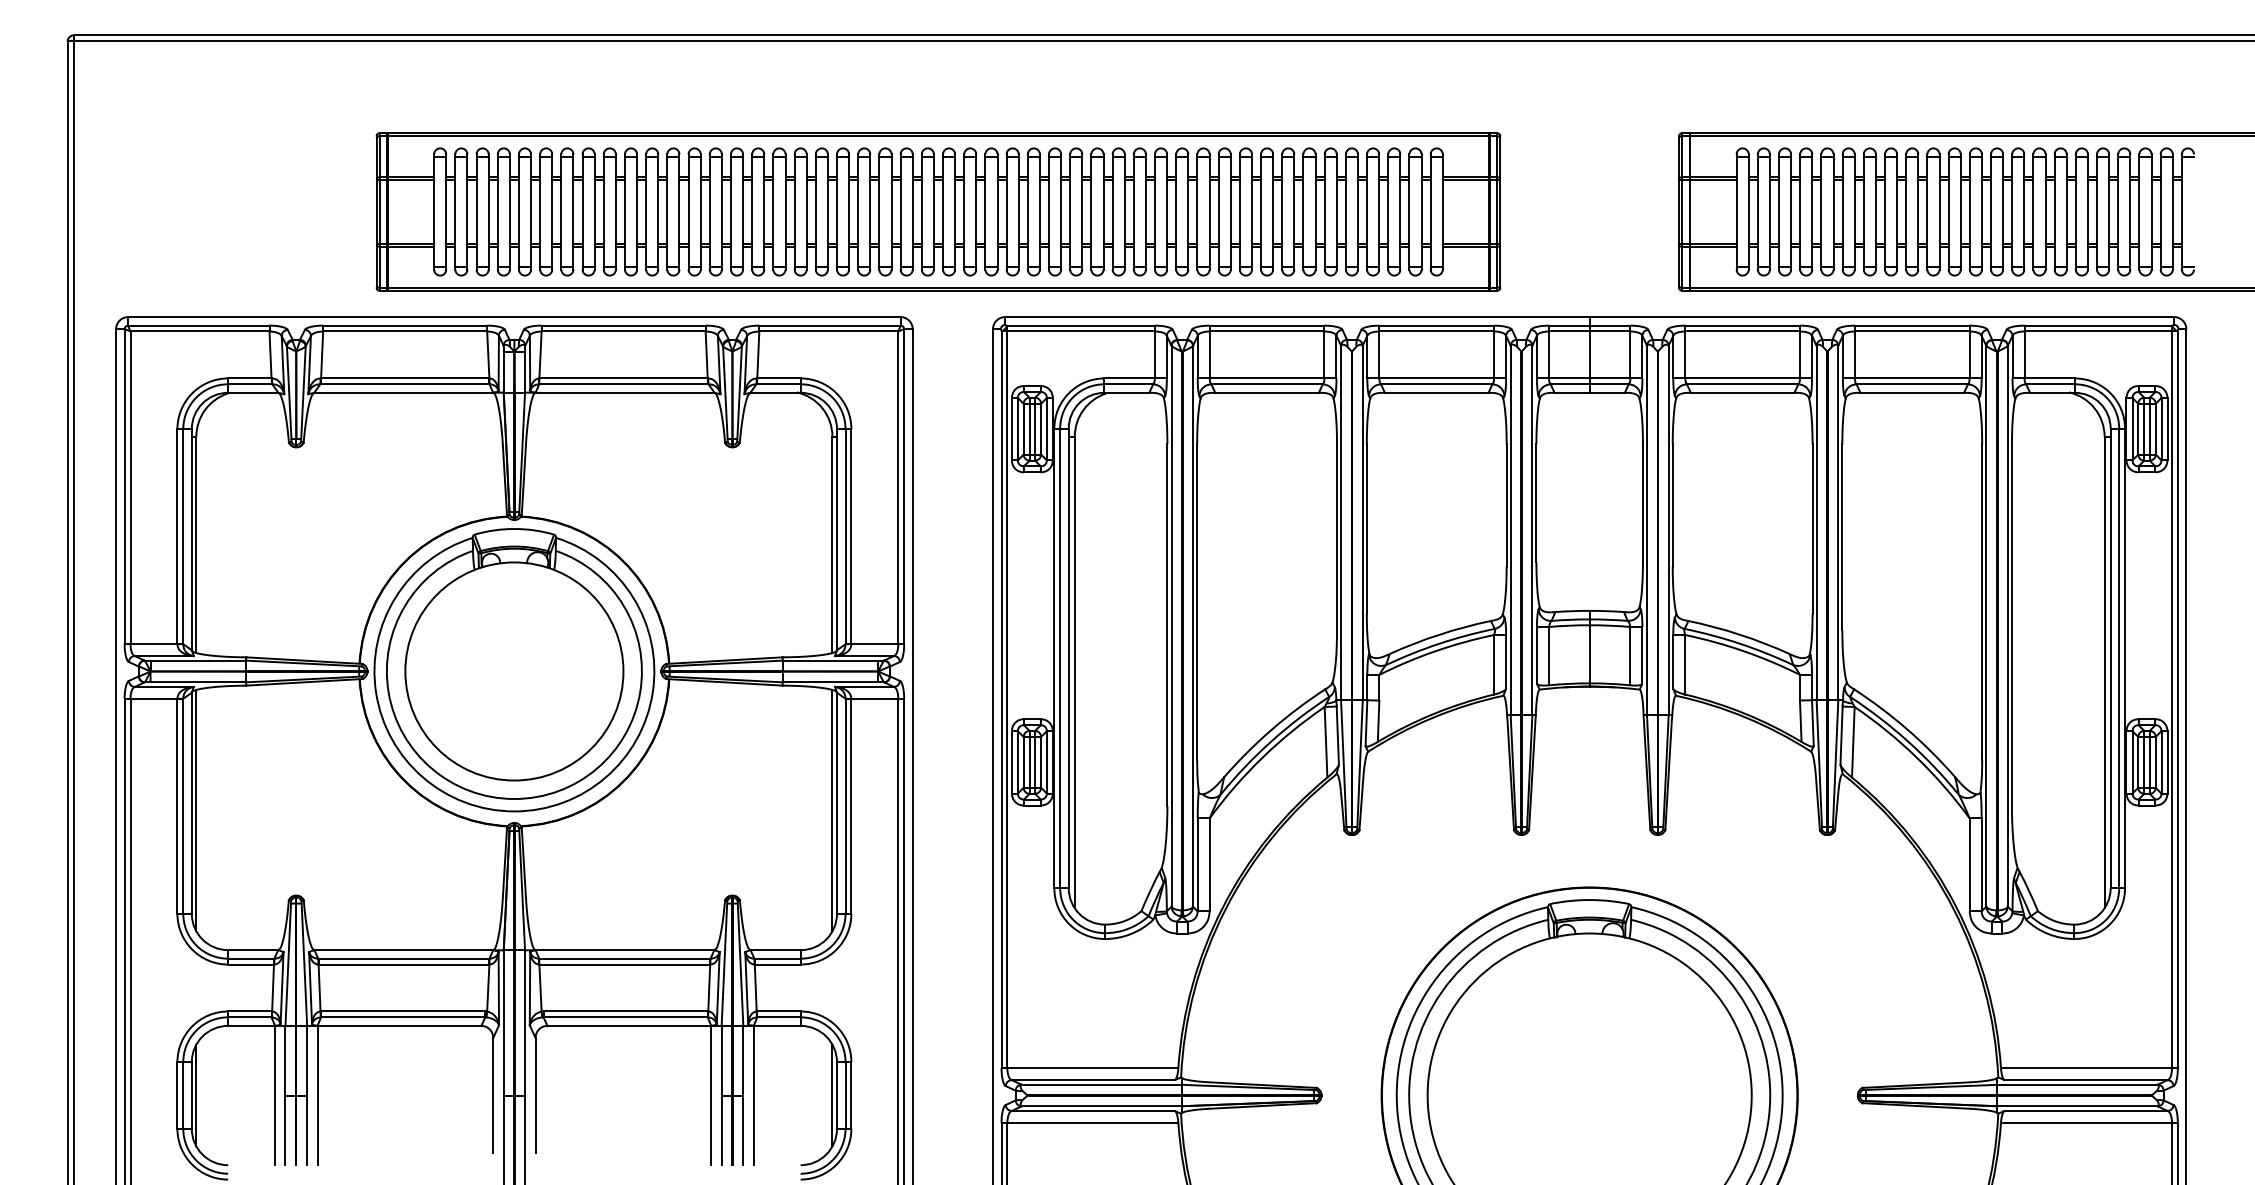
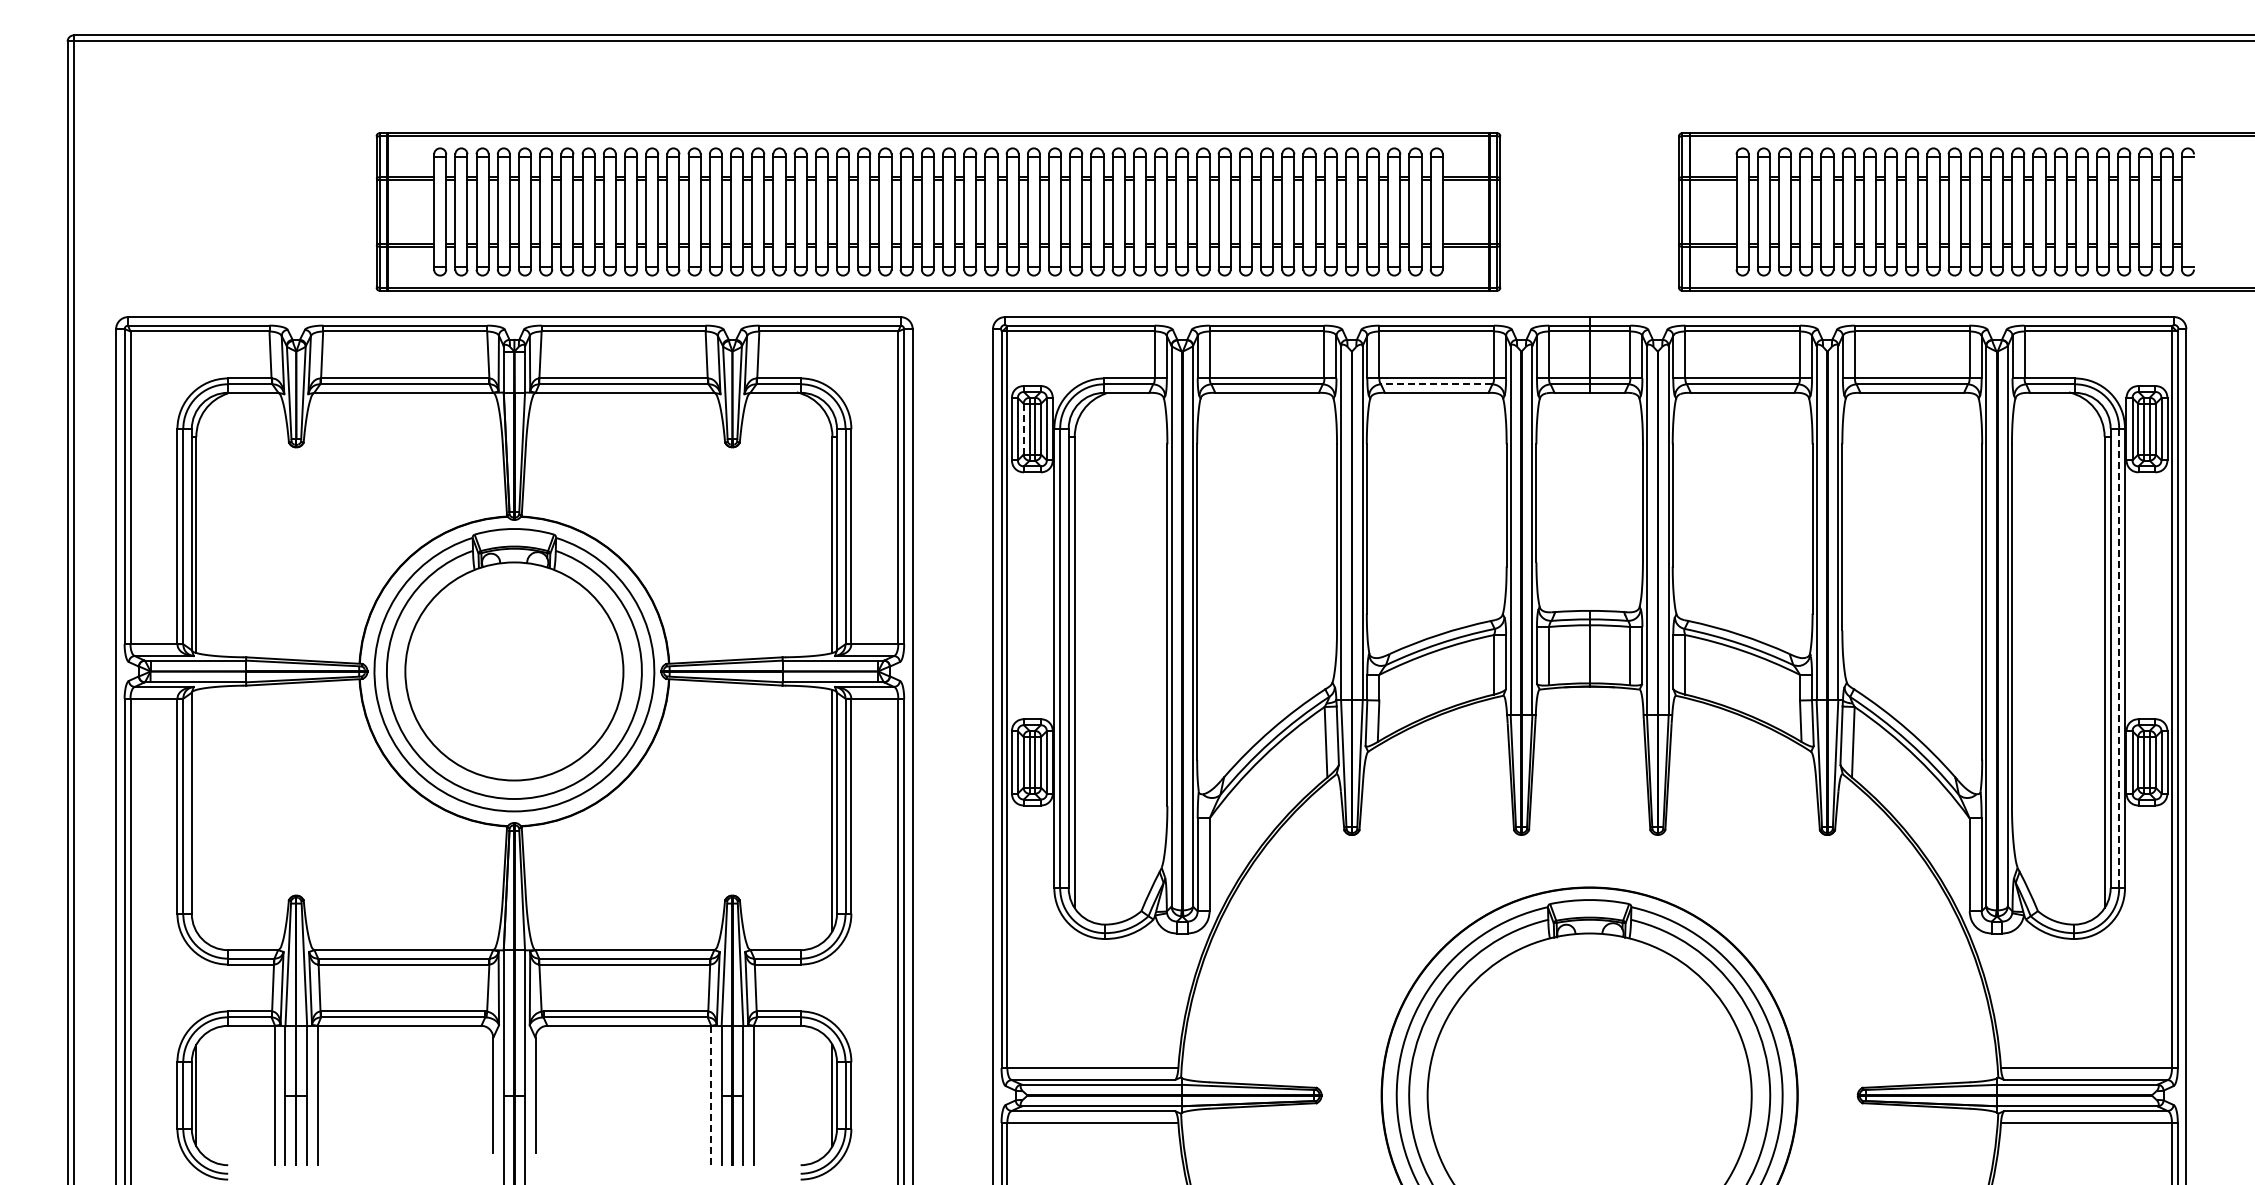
line: solid -> dashed (1436, 384)
line: solid -> dashed (1023, 428)
line: solid -> dashed (2119, 658)
line: present -> none (196, 810)
line: solid -> dashed (711, 1095)
